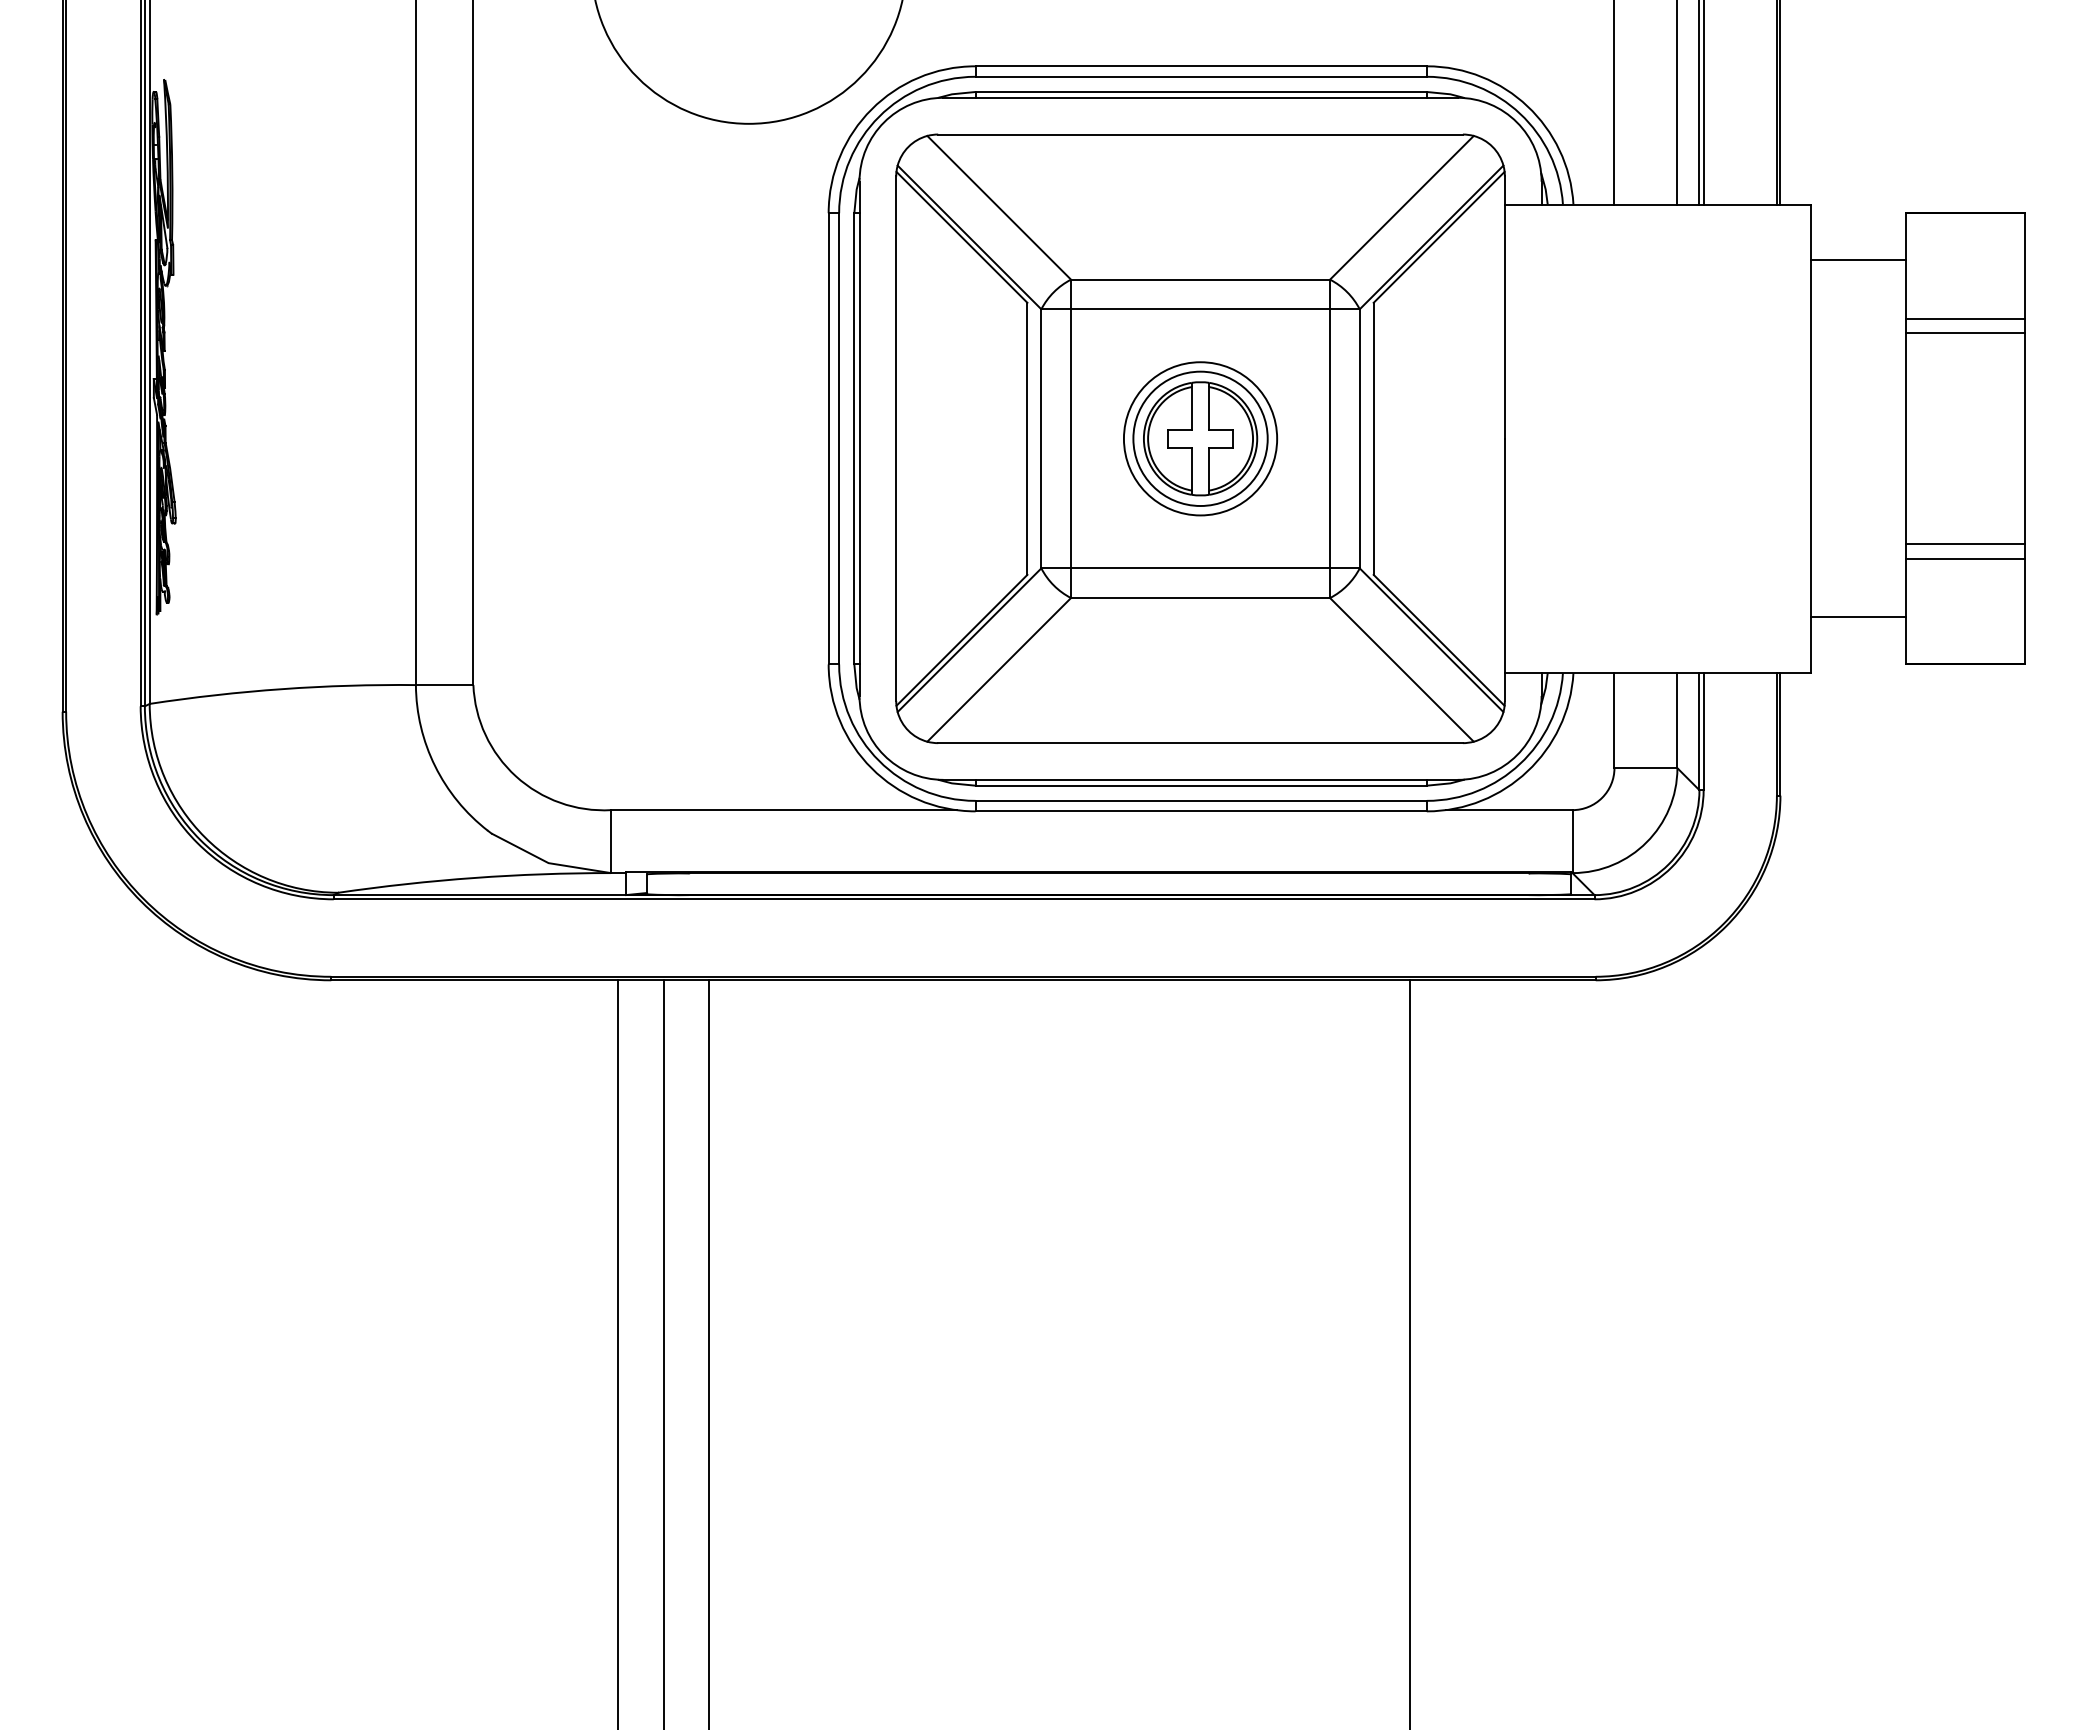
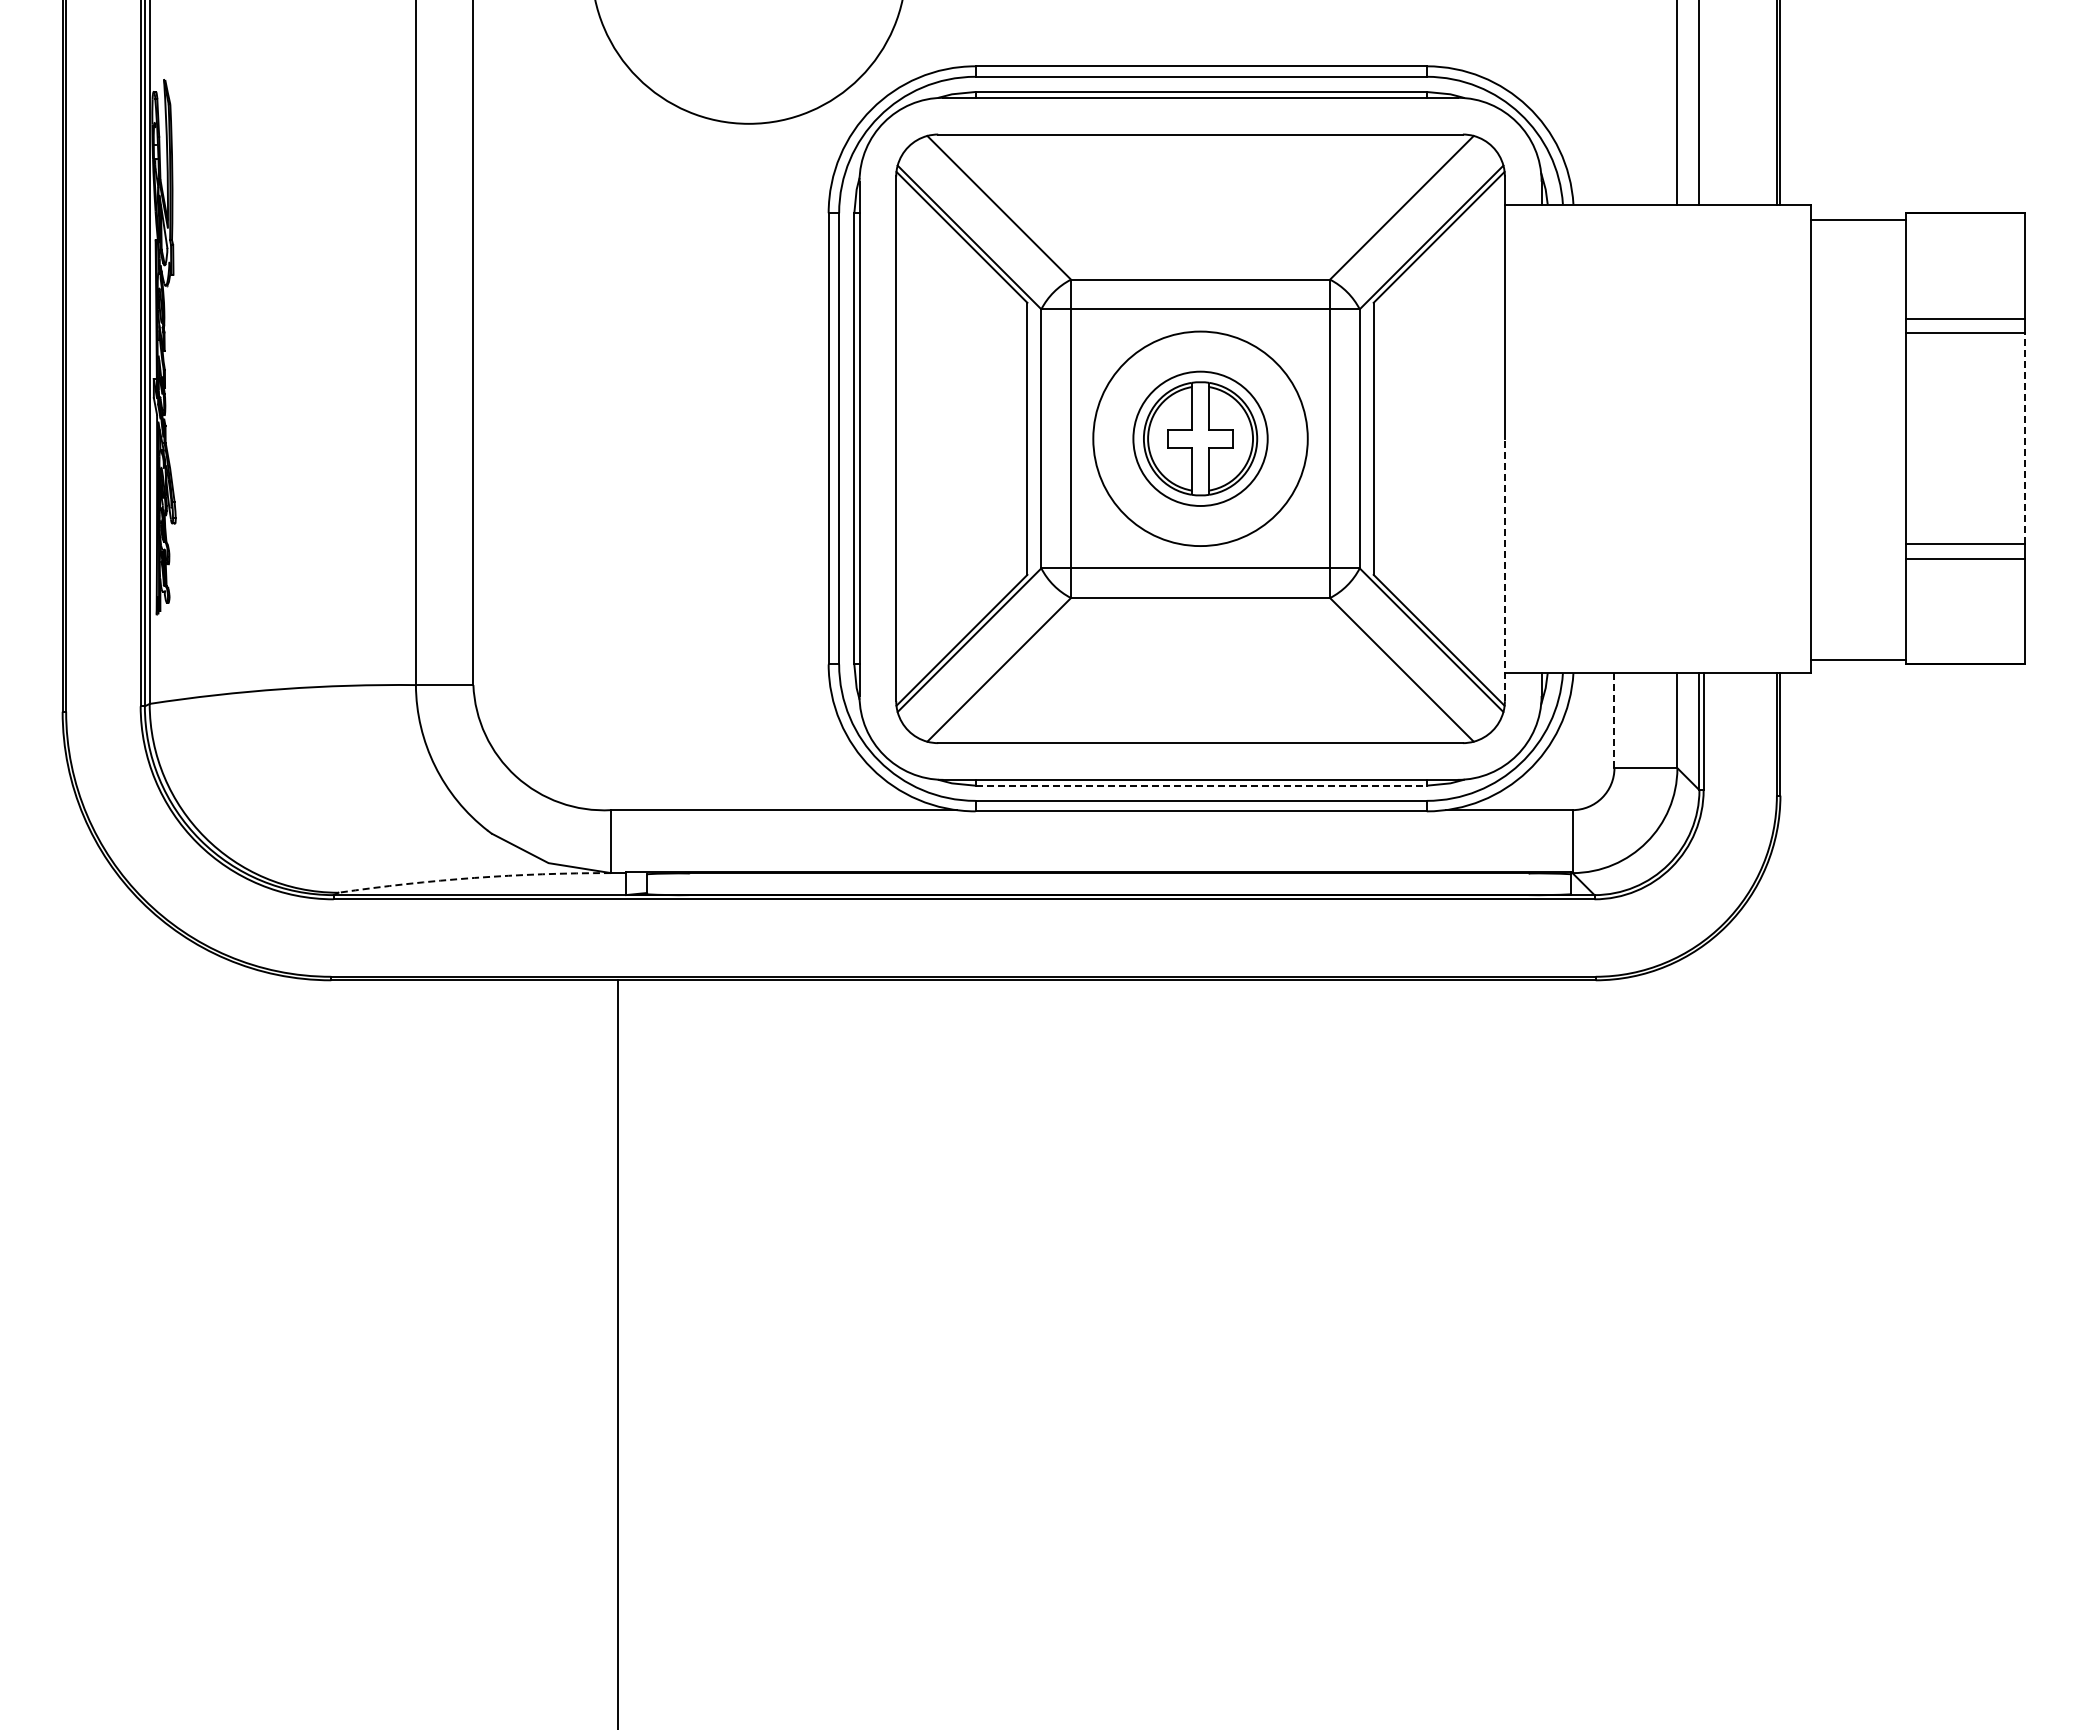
line: present -> none (1614, 103)
line: present -> none (1703, 103)
line position: (1858, 260) -> (1858, 220) (1858, 220)
circle diameter: 153 px -> 214 px (1200, 438)
line: solid -> dashed (2025, 438)
line: solid -> dashed (1504, 569)
line position: (1858, 617) -> (1858, 660) (1858, 660)
line: solid -> dashed (1614, 720)
line: solid -> dashed (1201, 785)
arc: solid -> dashed (474, 877)
line: present -> none (664, 1353)
line: present -> none (709, 1353)
line: present -> none (1410, 1353)
